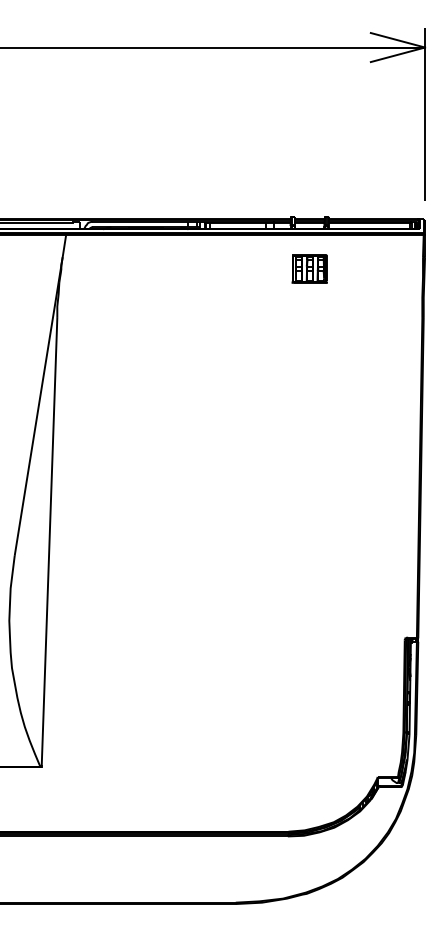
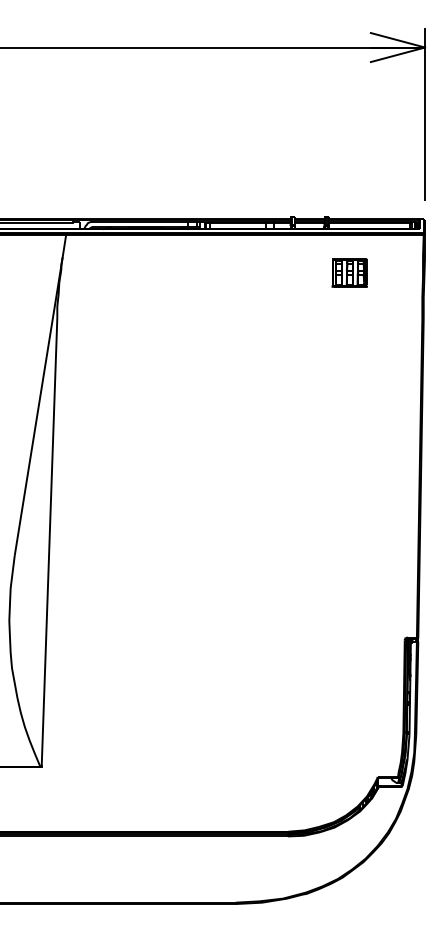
part position: (309, 268) -> (349, 272) (349, 272)
